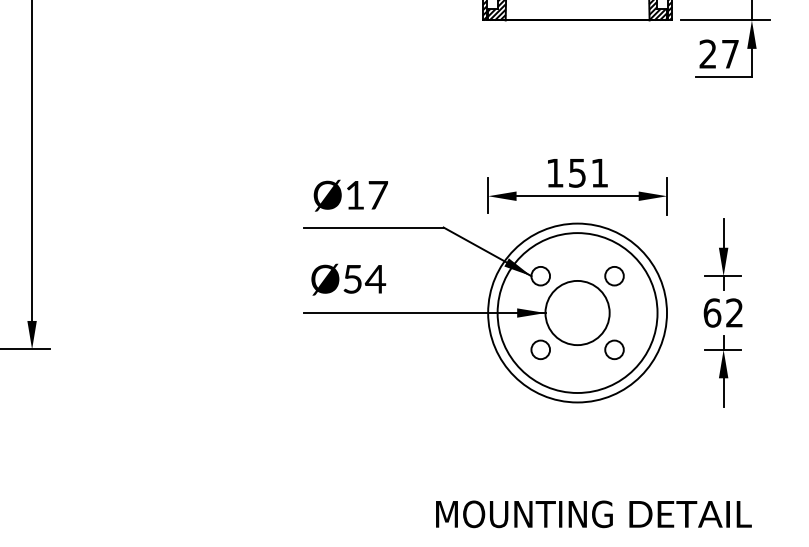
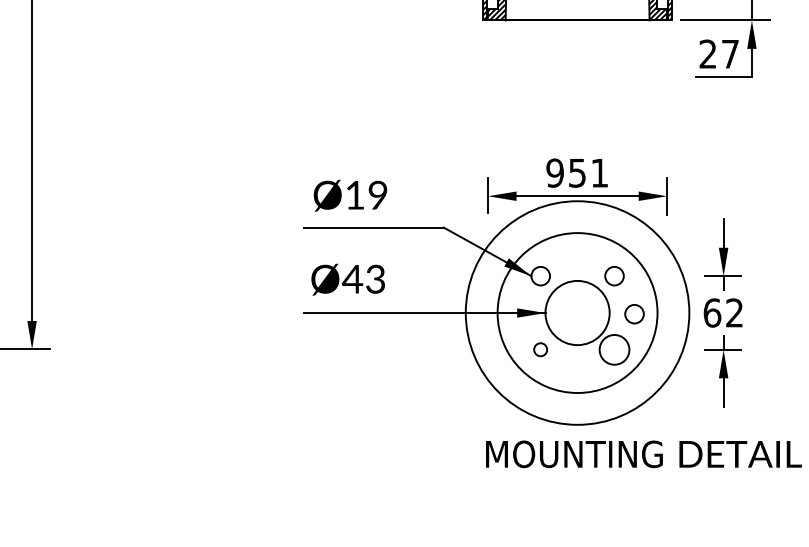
text: 151 -> 951 (554, 172)
text: Ø17 -> Ø19 (378, 194)
text: Ø54 -> Ø43 (363, 278)
circle diameter: 179 px -> 224 px (577, 312)
circle: none -> present (634, 314)
circle size: 21x21 px -> 15x16 px (540, 349)
circle diameter: 19 px -> 30 px (614, 349)
text position: (593, 514) -> (643, 454) (643, 454)
